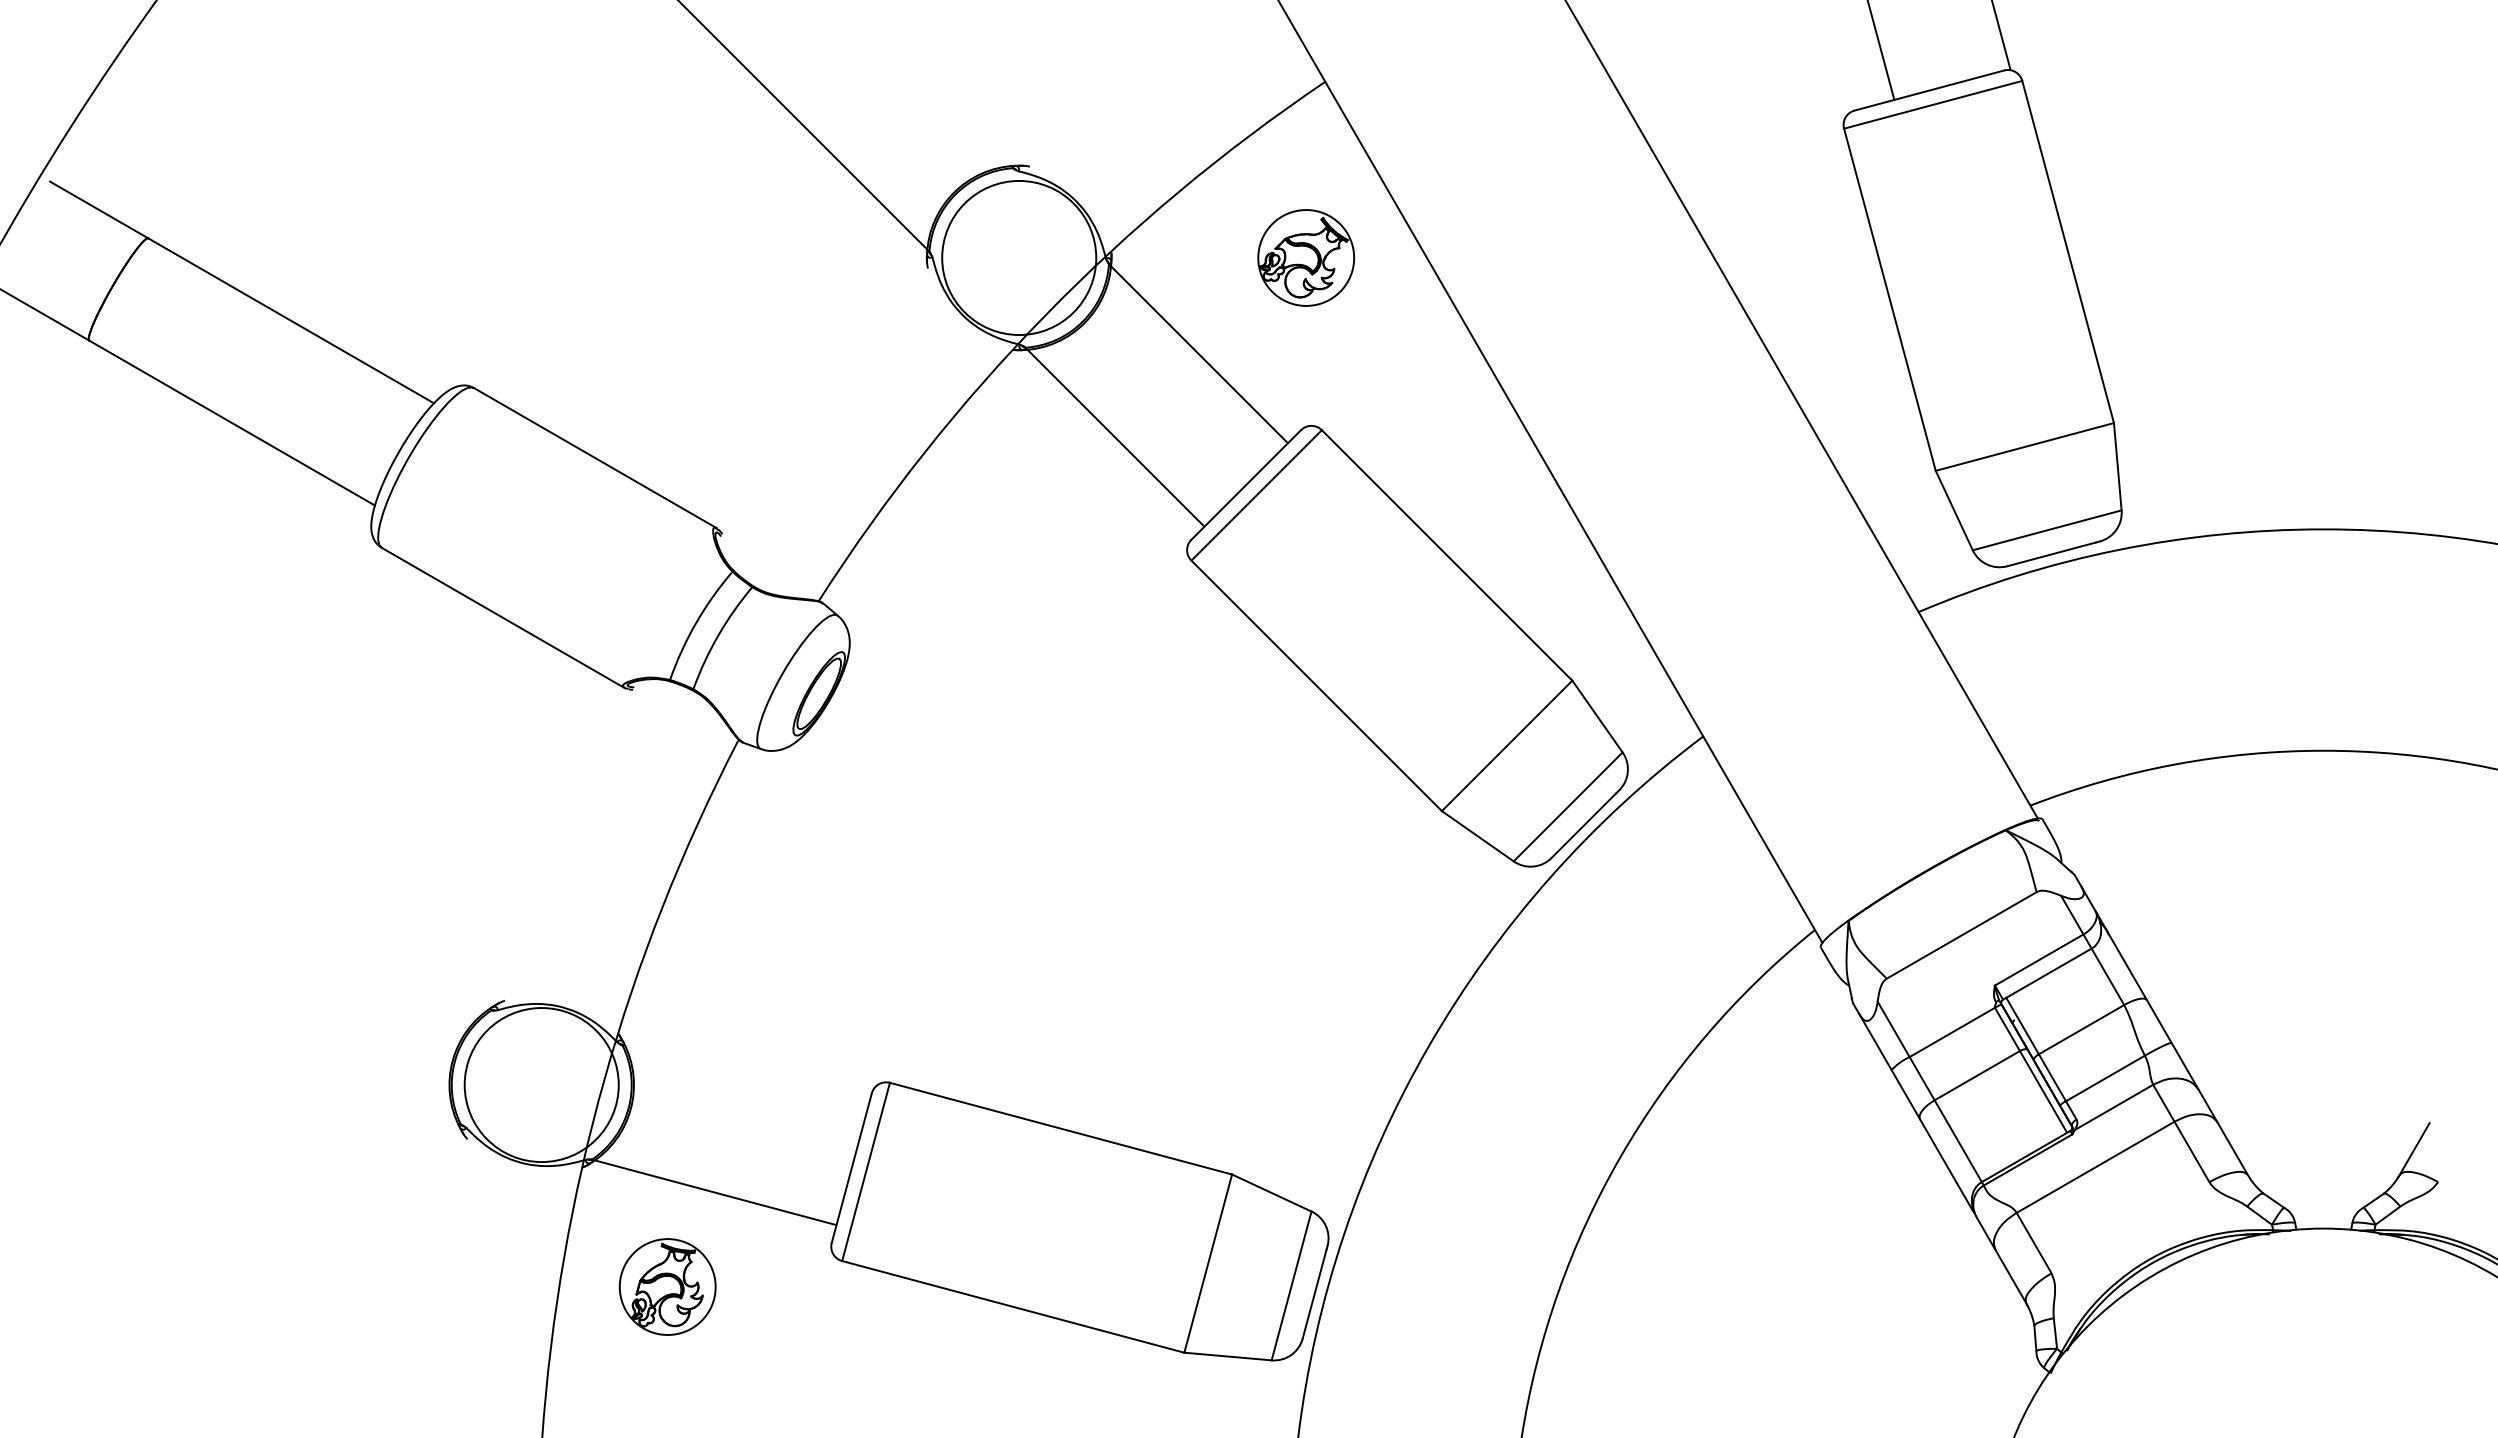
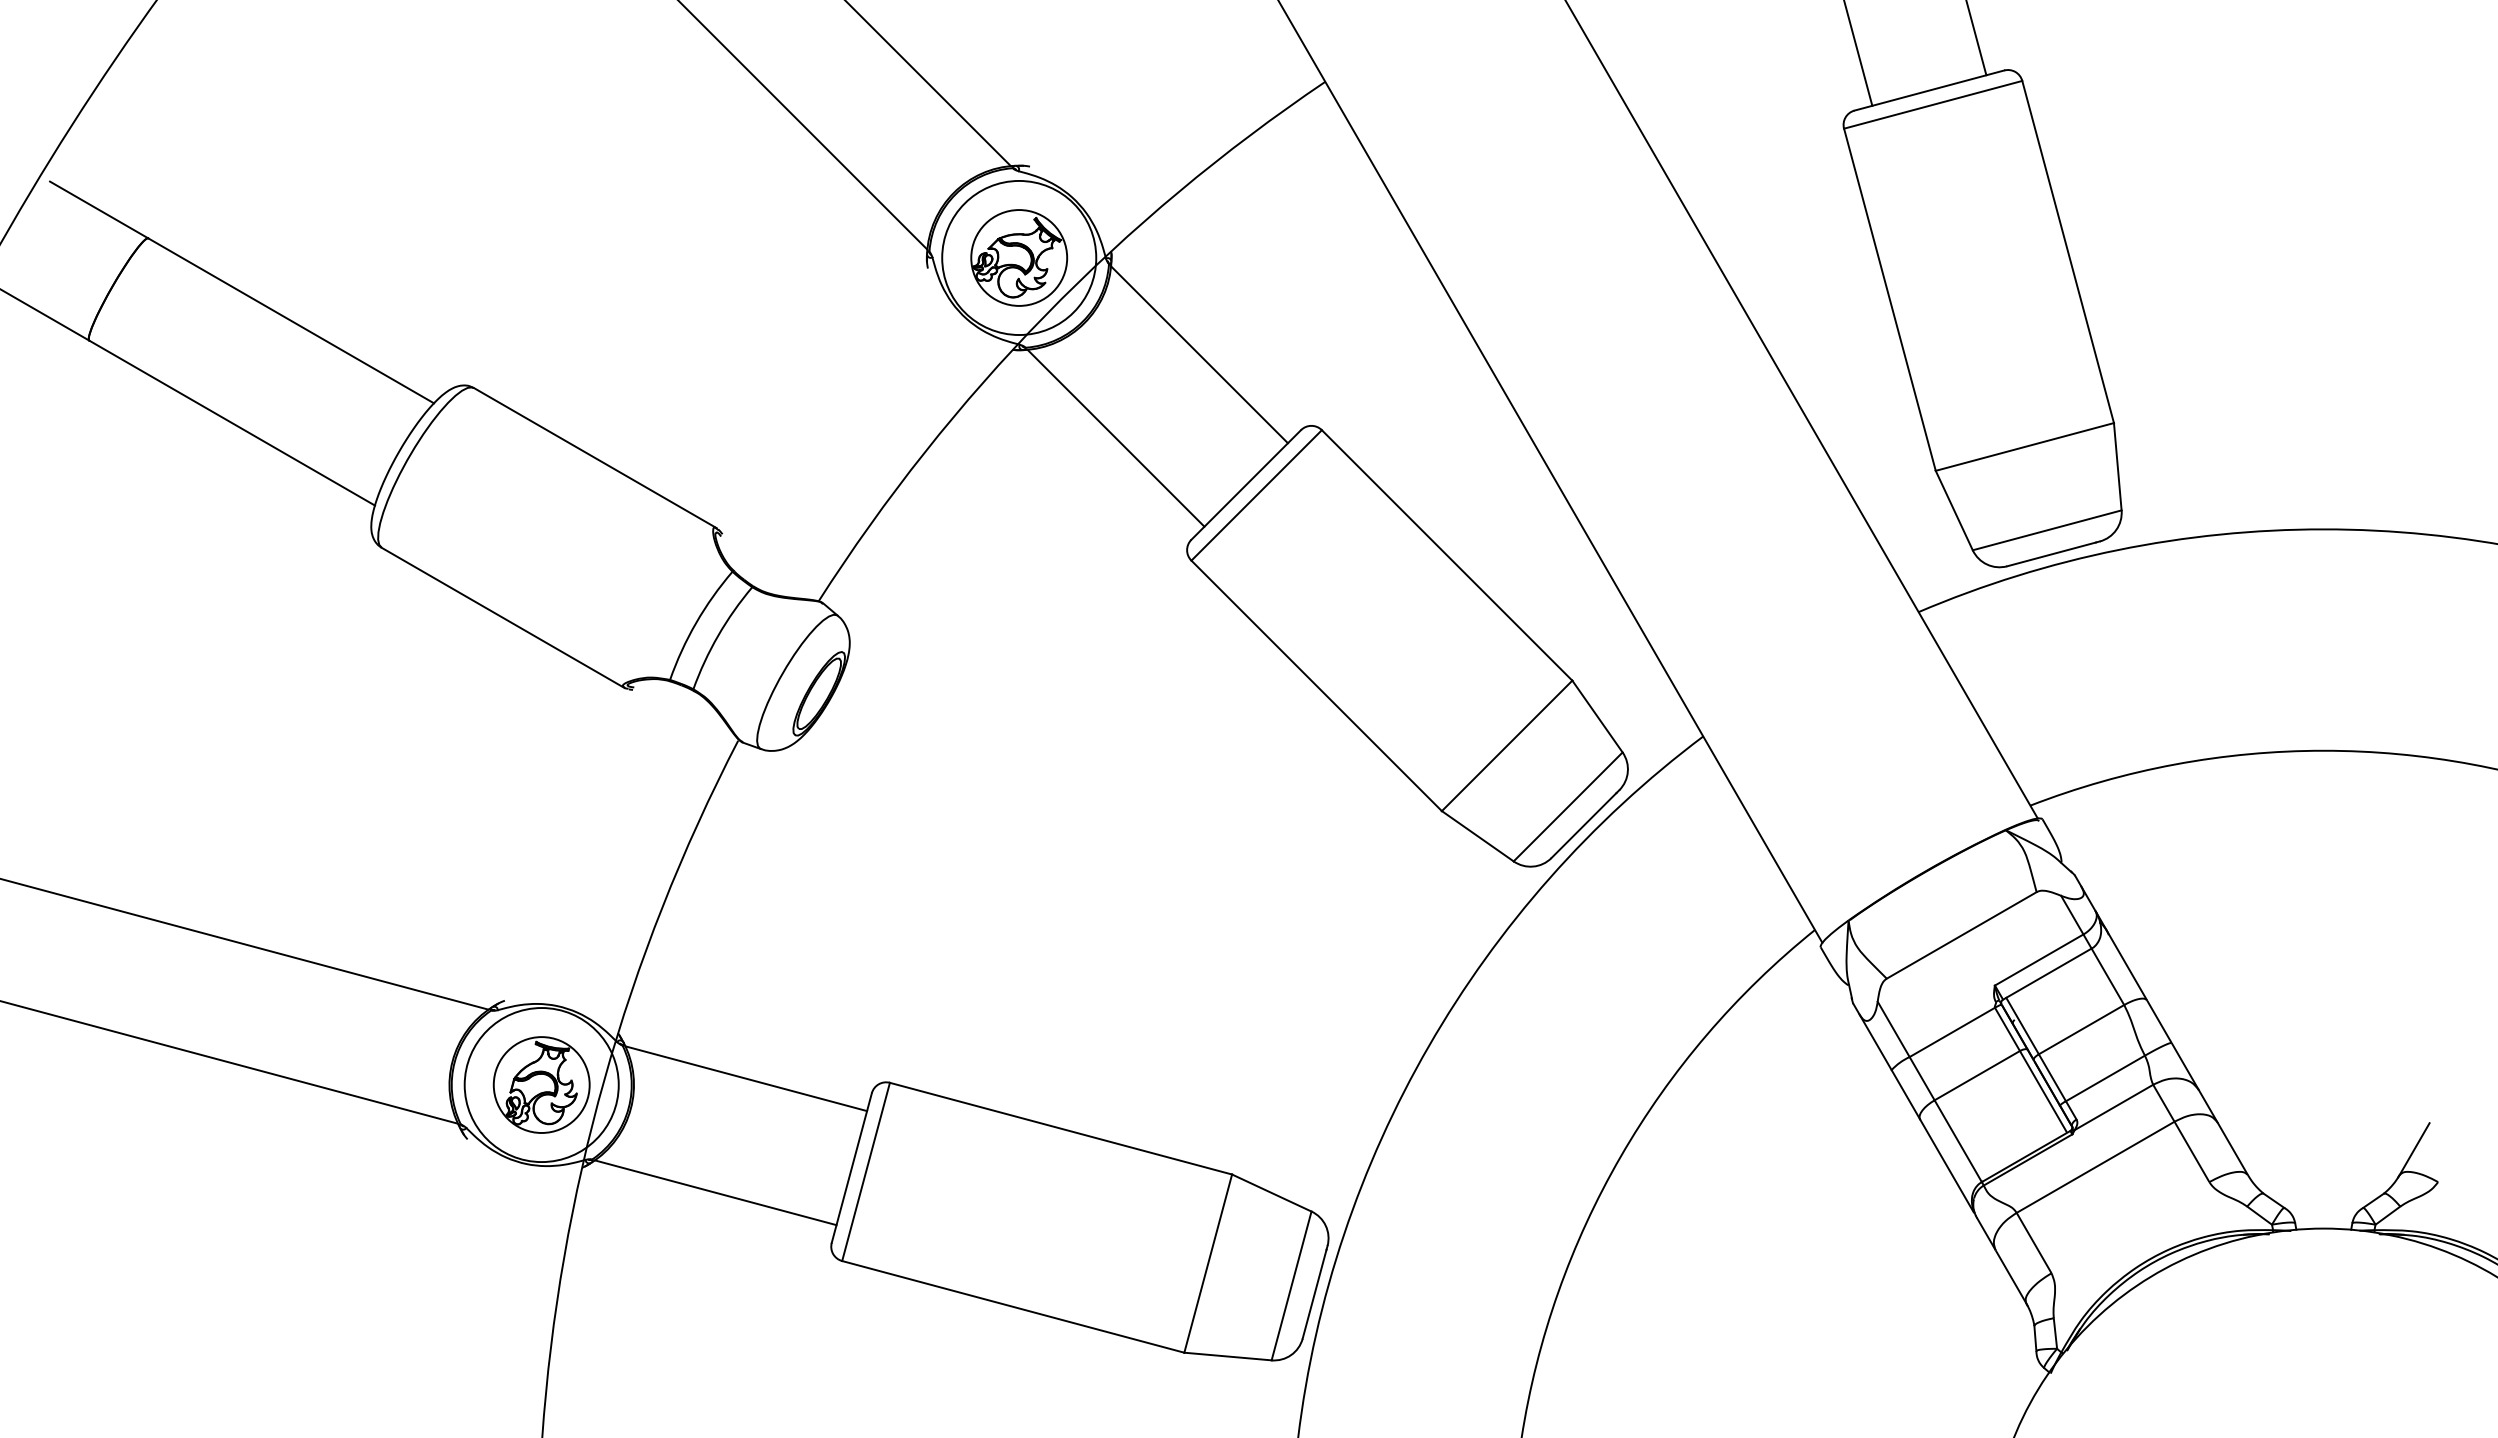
line position: (2001, 35) -> (1976, 38) (1976, 38)
line position: (1881, 50) -> (1858, 53) (1858, 53)
line: none -> present (928, 84)
part position: (1306, 257) -> (1019, 257) (1019, 257)
line: none -> present (245, 944)
line: none -> present (229, 1062)
line: none -> present (746, 1078)
part position: (667, 1286) -> (541, 1084) (541, 1084)
